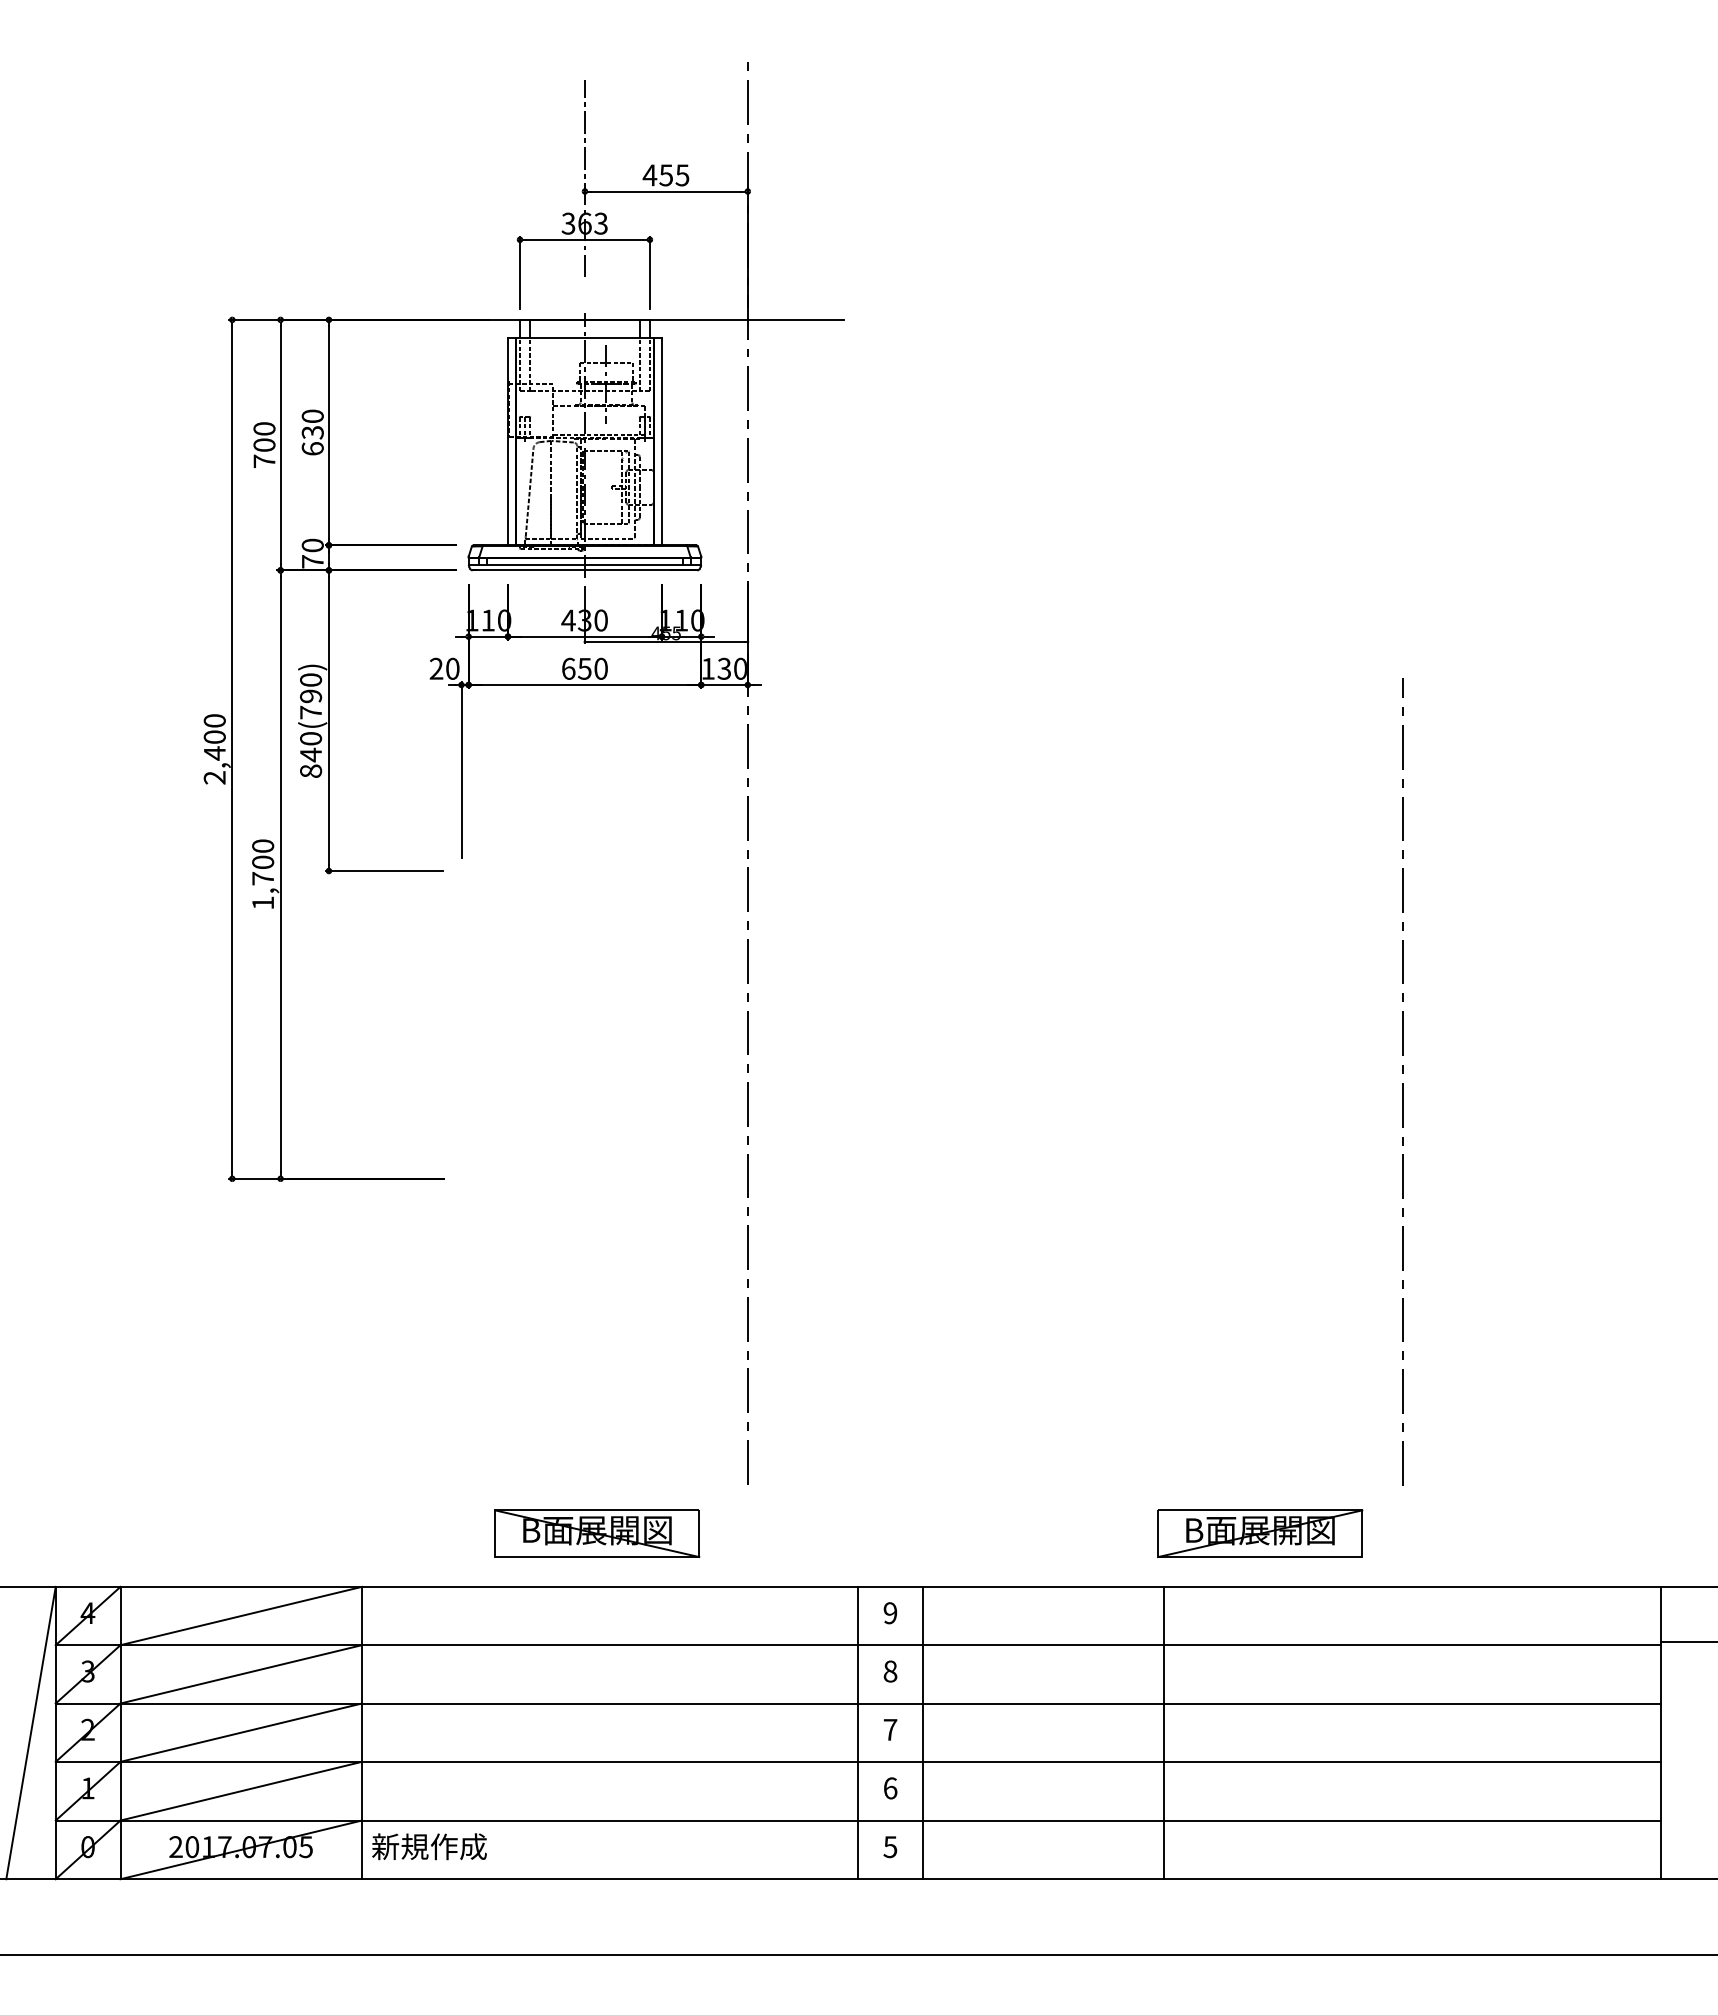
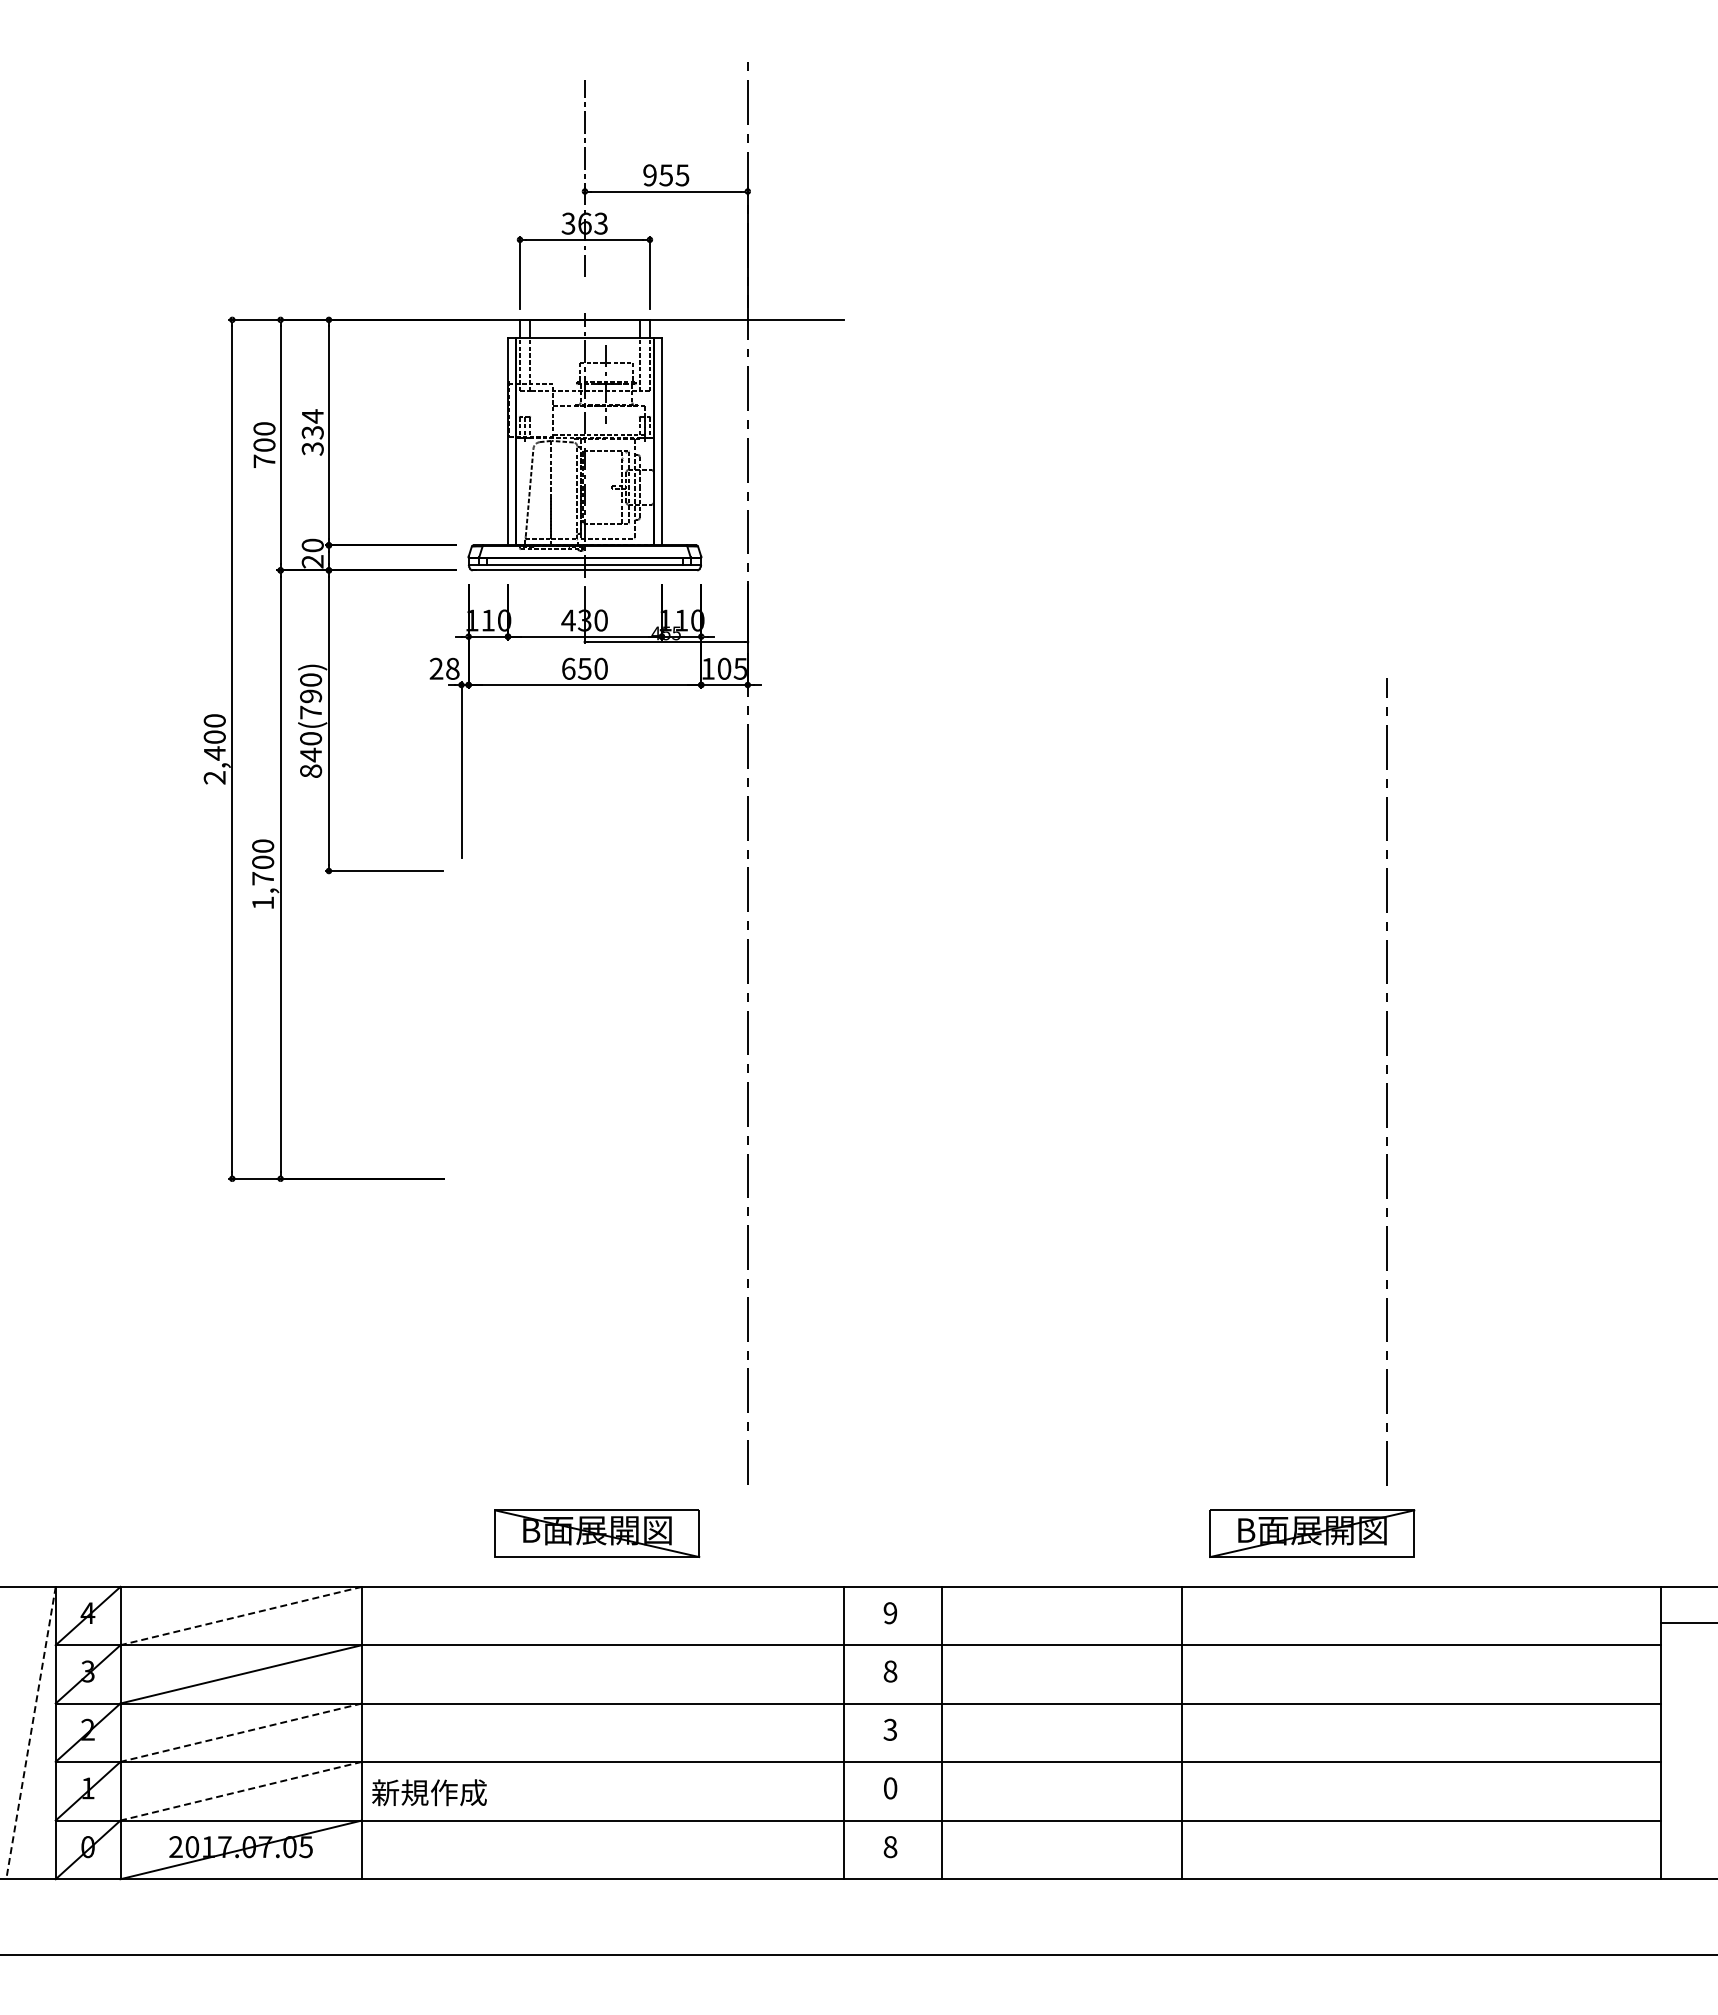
text: 455 -> 955 (649, 175)
text: 630 -> 334 (312, 432)
text: 70 -> 20 (312, 561)
text: 20 -> 28 (452, 668)
text: 130 -> 105 (731, 668)
line position: (1402, 1083) -> (1386, 1083) (1386, 1083)
part position: (1260, 1533) -> (1312, 1533) (1312, 1533)
line: solid -> dashed (240, 1616)
line position: (1687, 1642) -> (1687, 1623) (1687, 1623)
text: 7 -> 3 (890, 1729)
line: solid -> dashed (240, 1732)
line position: (858, 1732) -> (844, 1732) (844, 1732)
line position: (922, 1732) -> (941, 1732) (941, 1732)
line position: (1164, 1732) -> (1182, 1732) (1182, 1732)
line: solid -> dashed (30, 1733)
text: 6 -> 0 (890, 1788)
line: solid -> dashed (240, 1791)
text position: (429, 1846) -> (429, 1792) (429, 1792)
text: 5 -> 8 (890, 1846)
